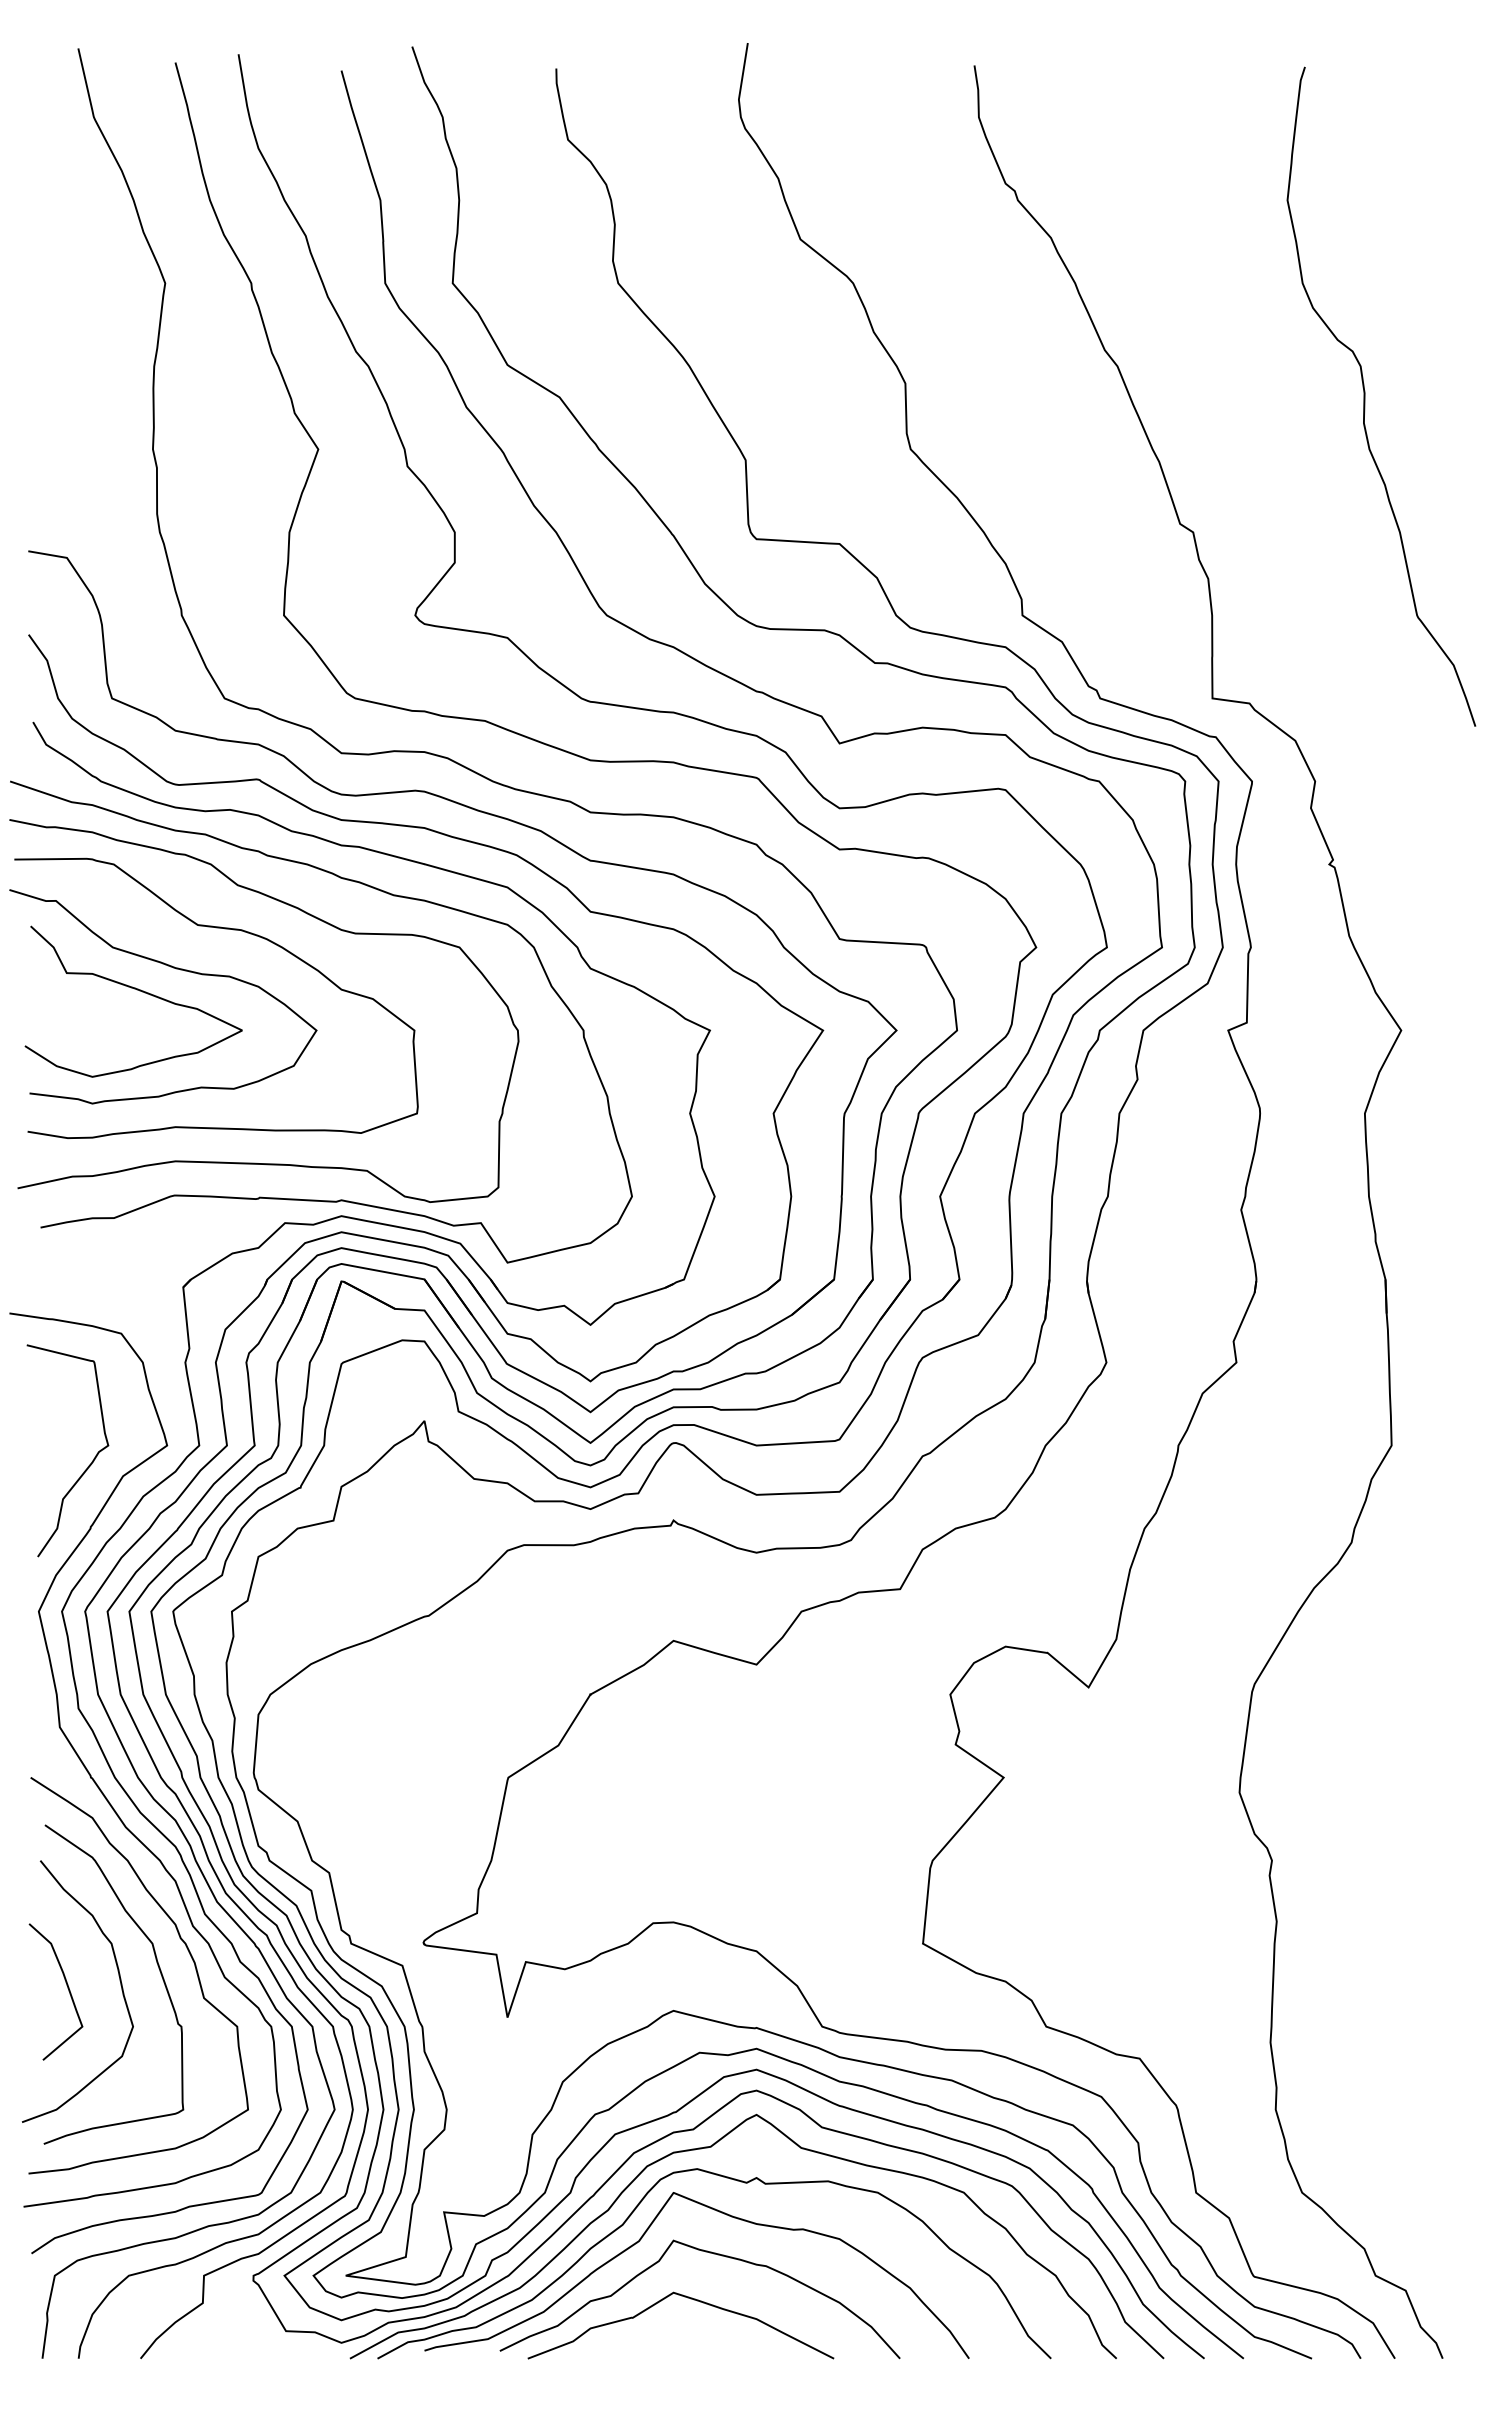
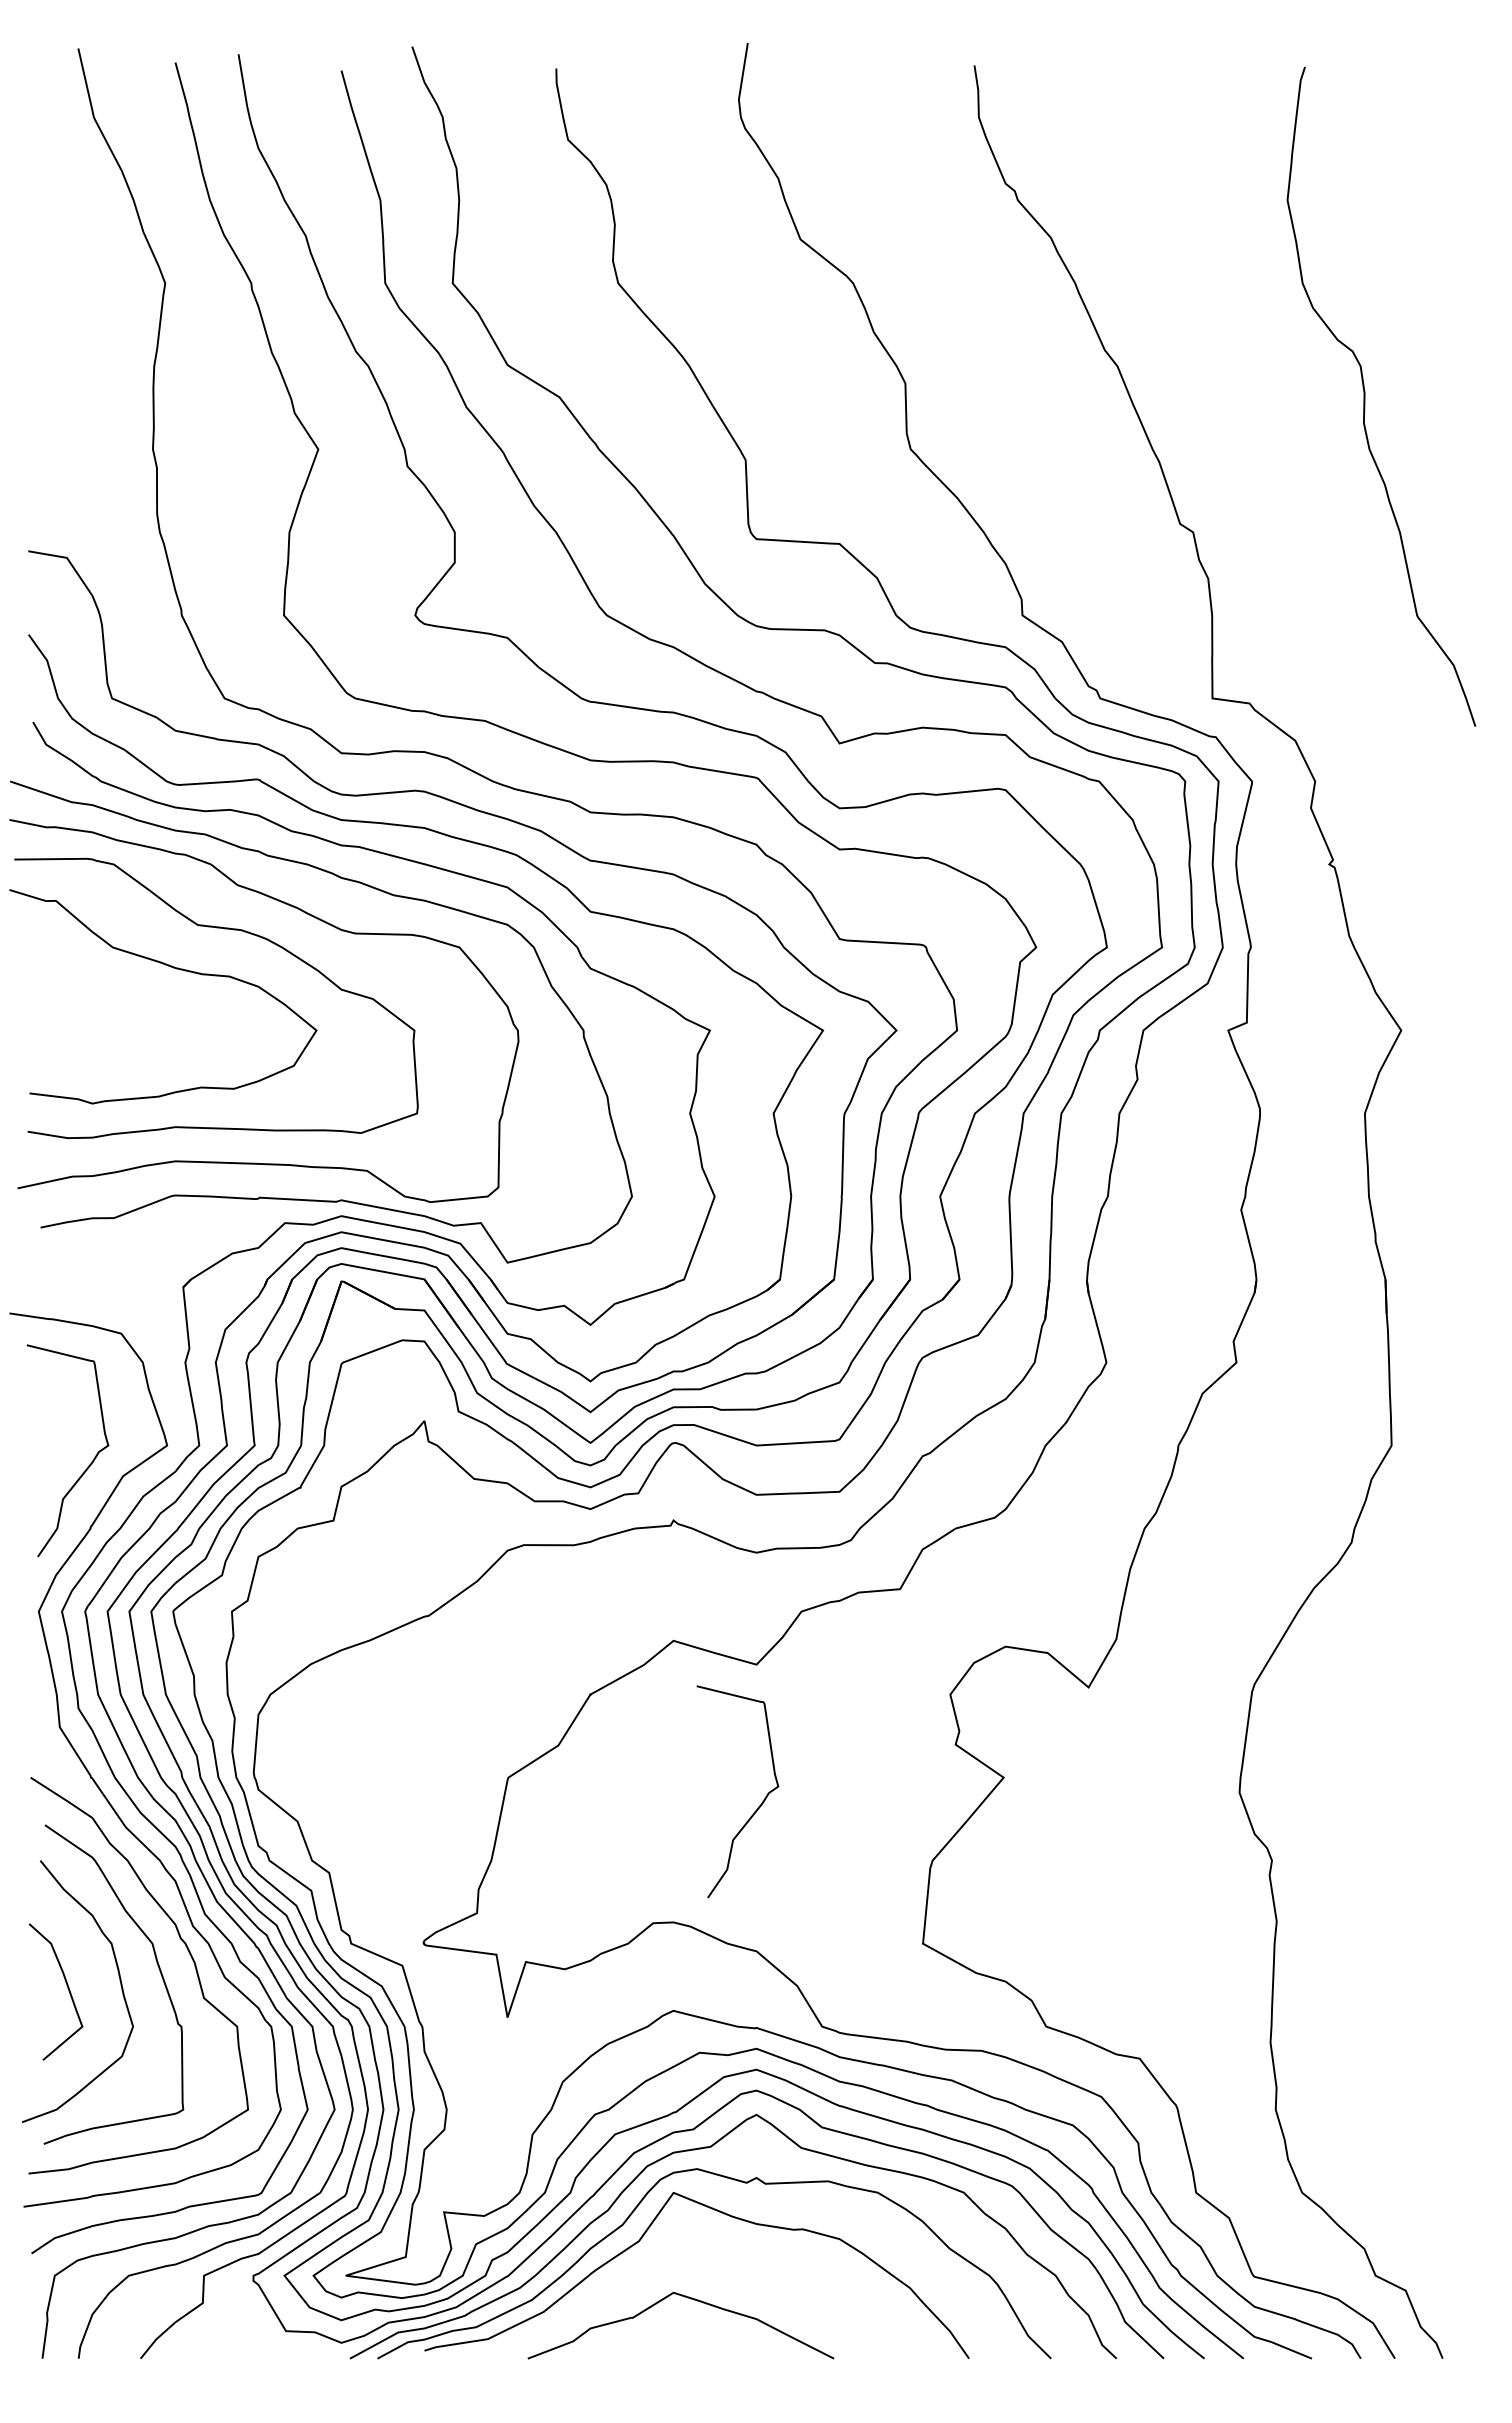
curve: present -> none (139, 991)
curve: none -> present (758, 1806)
curve: present -> none (709, 2253)
